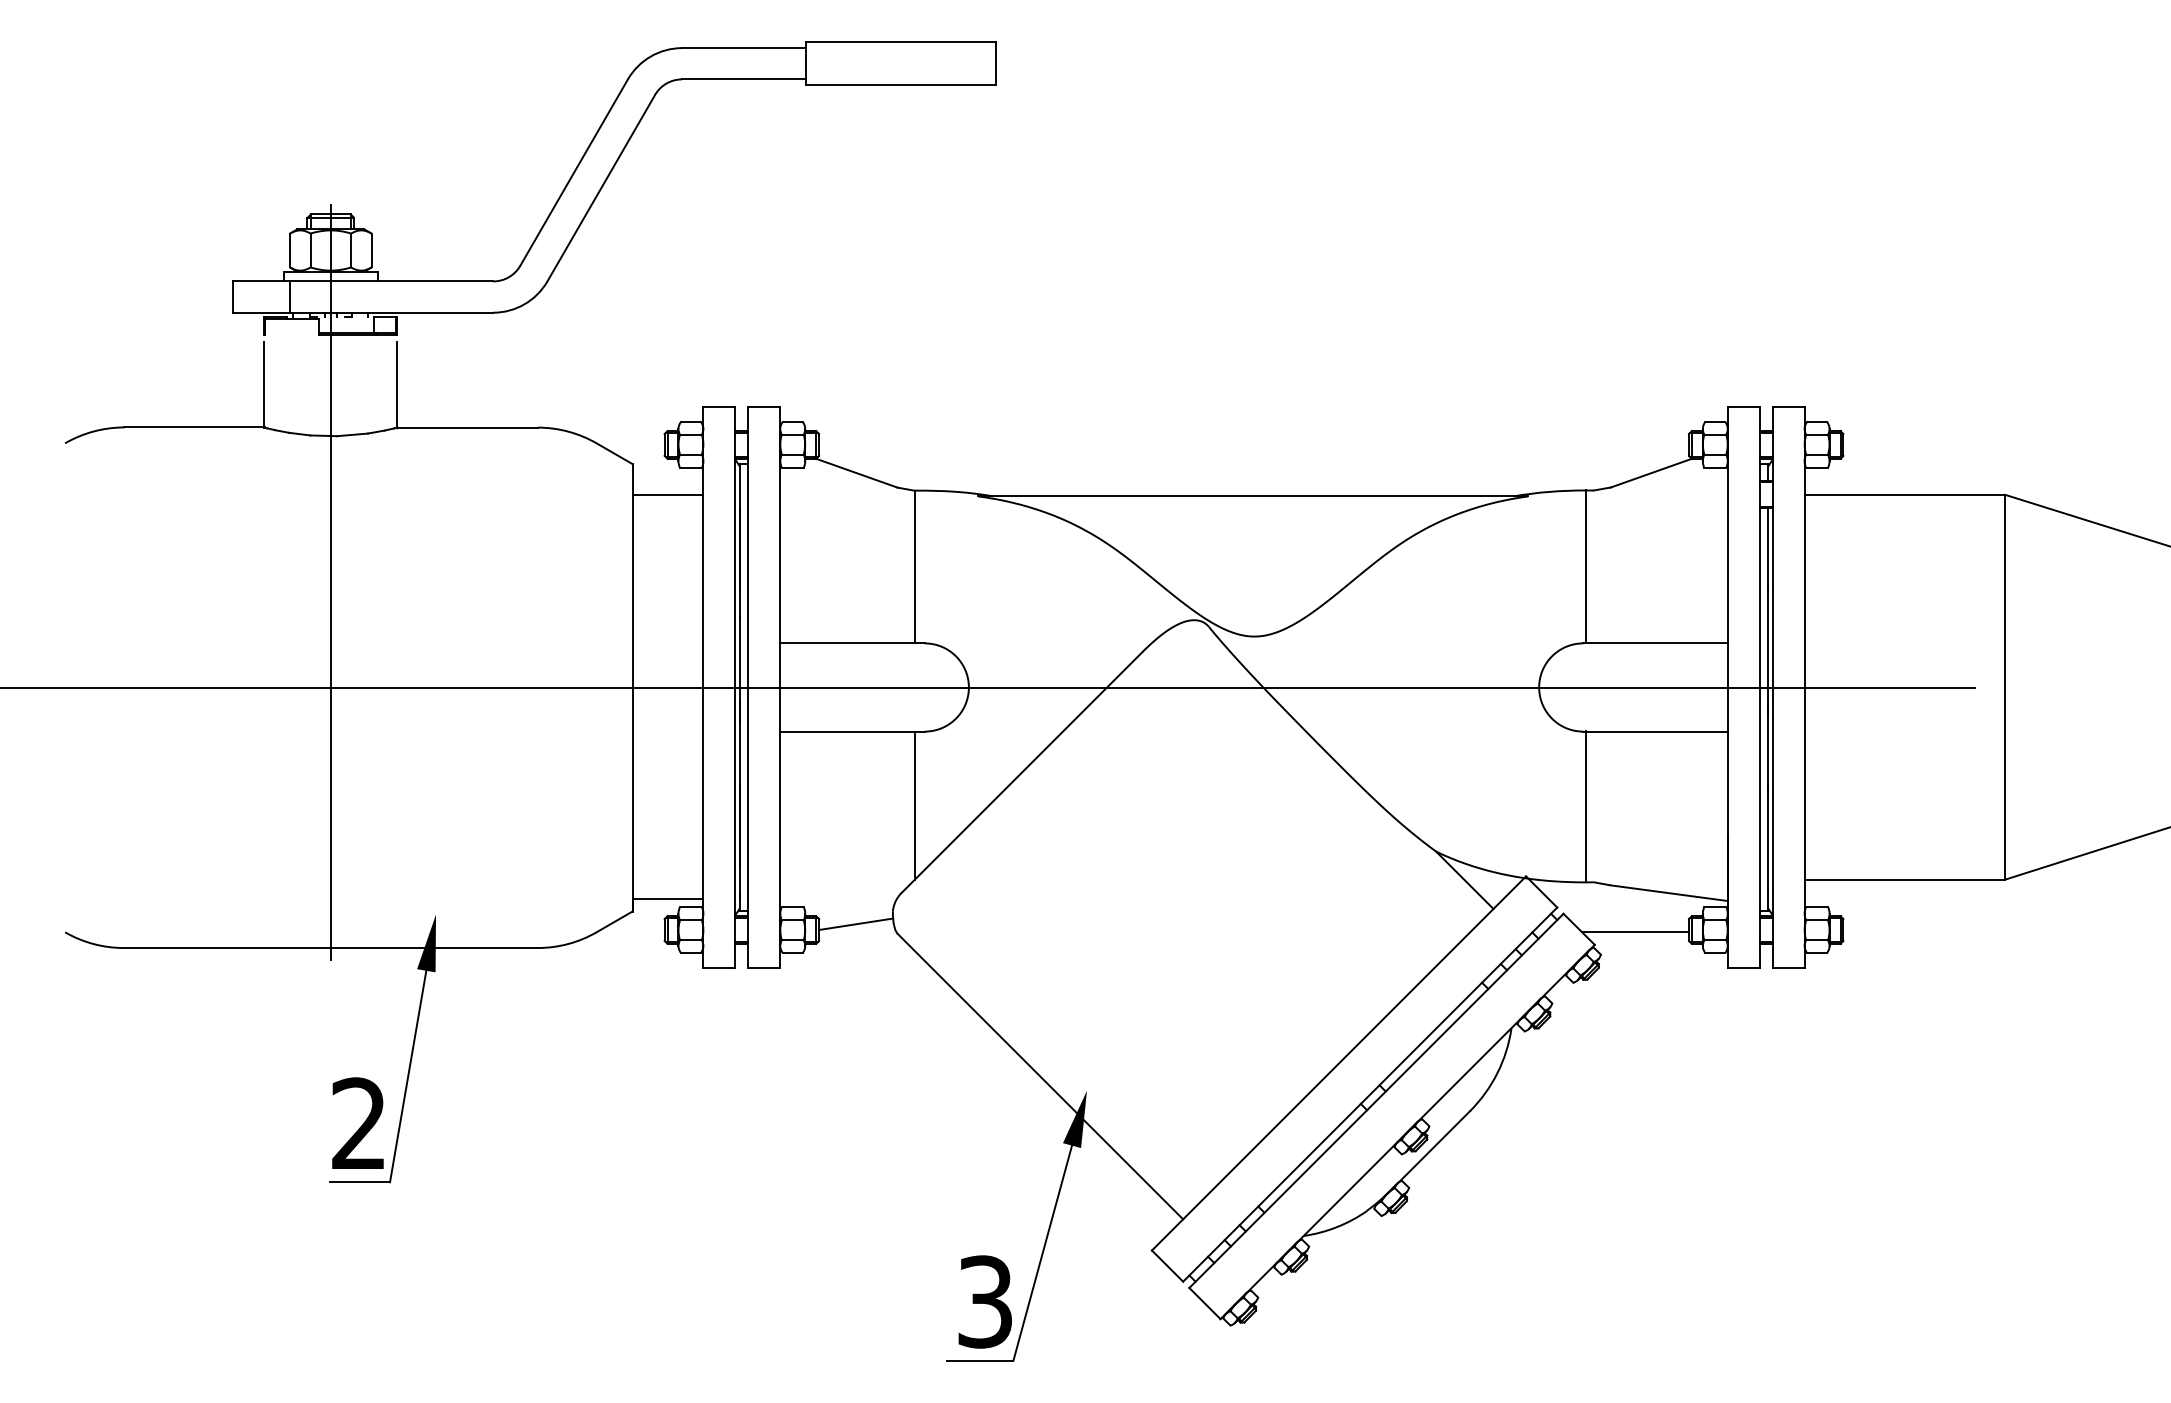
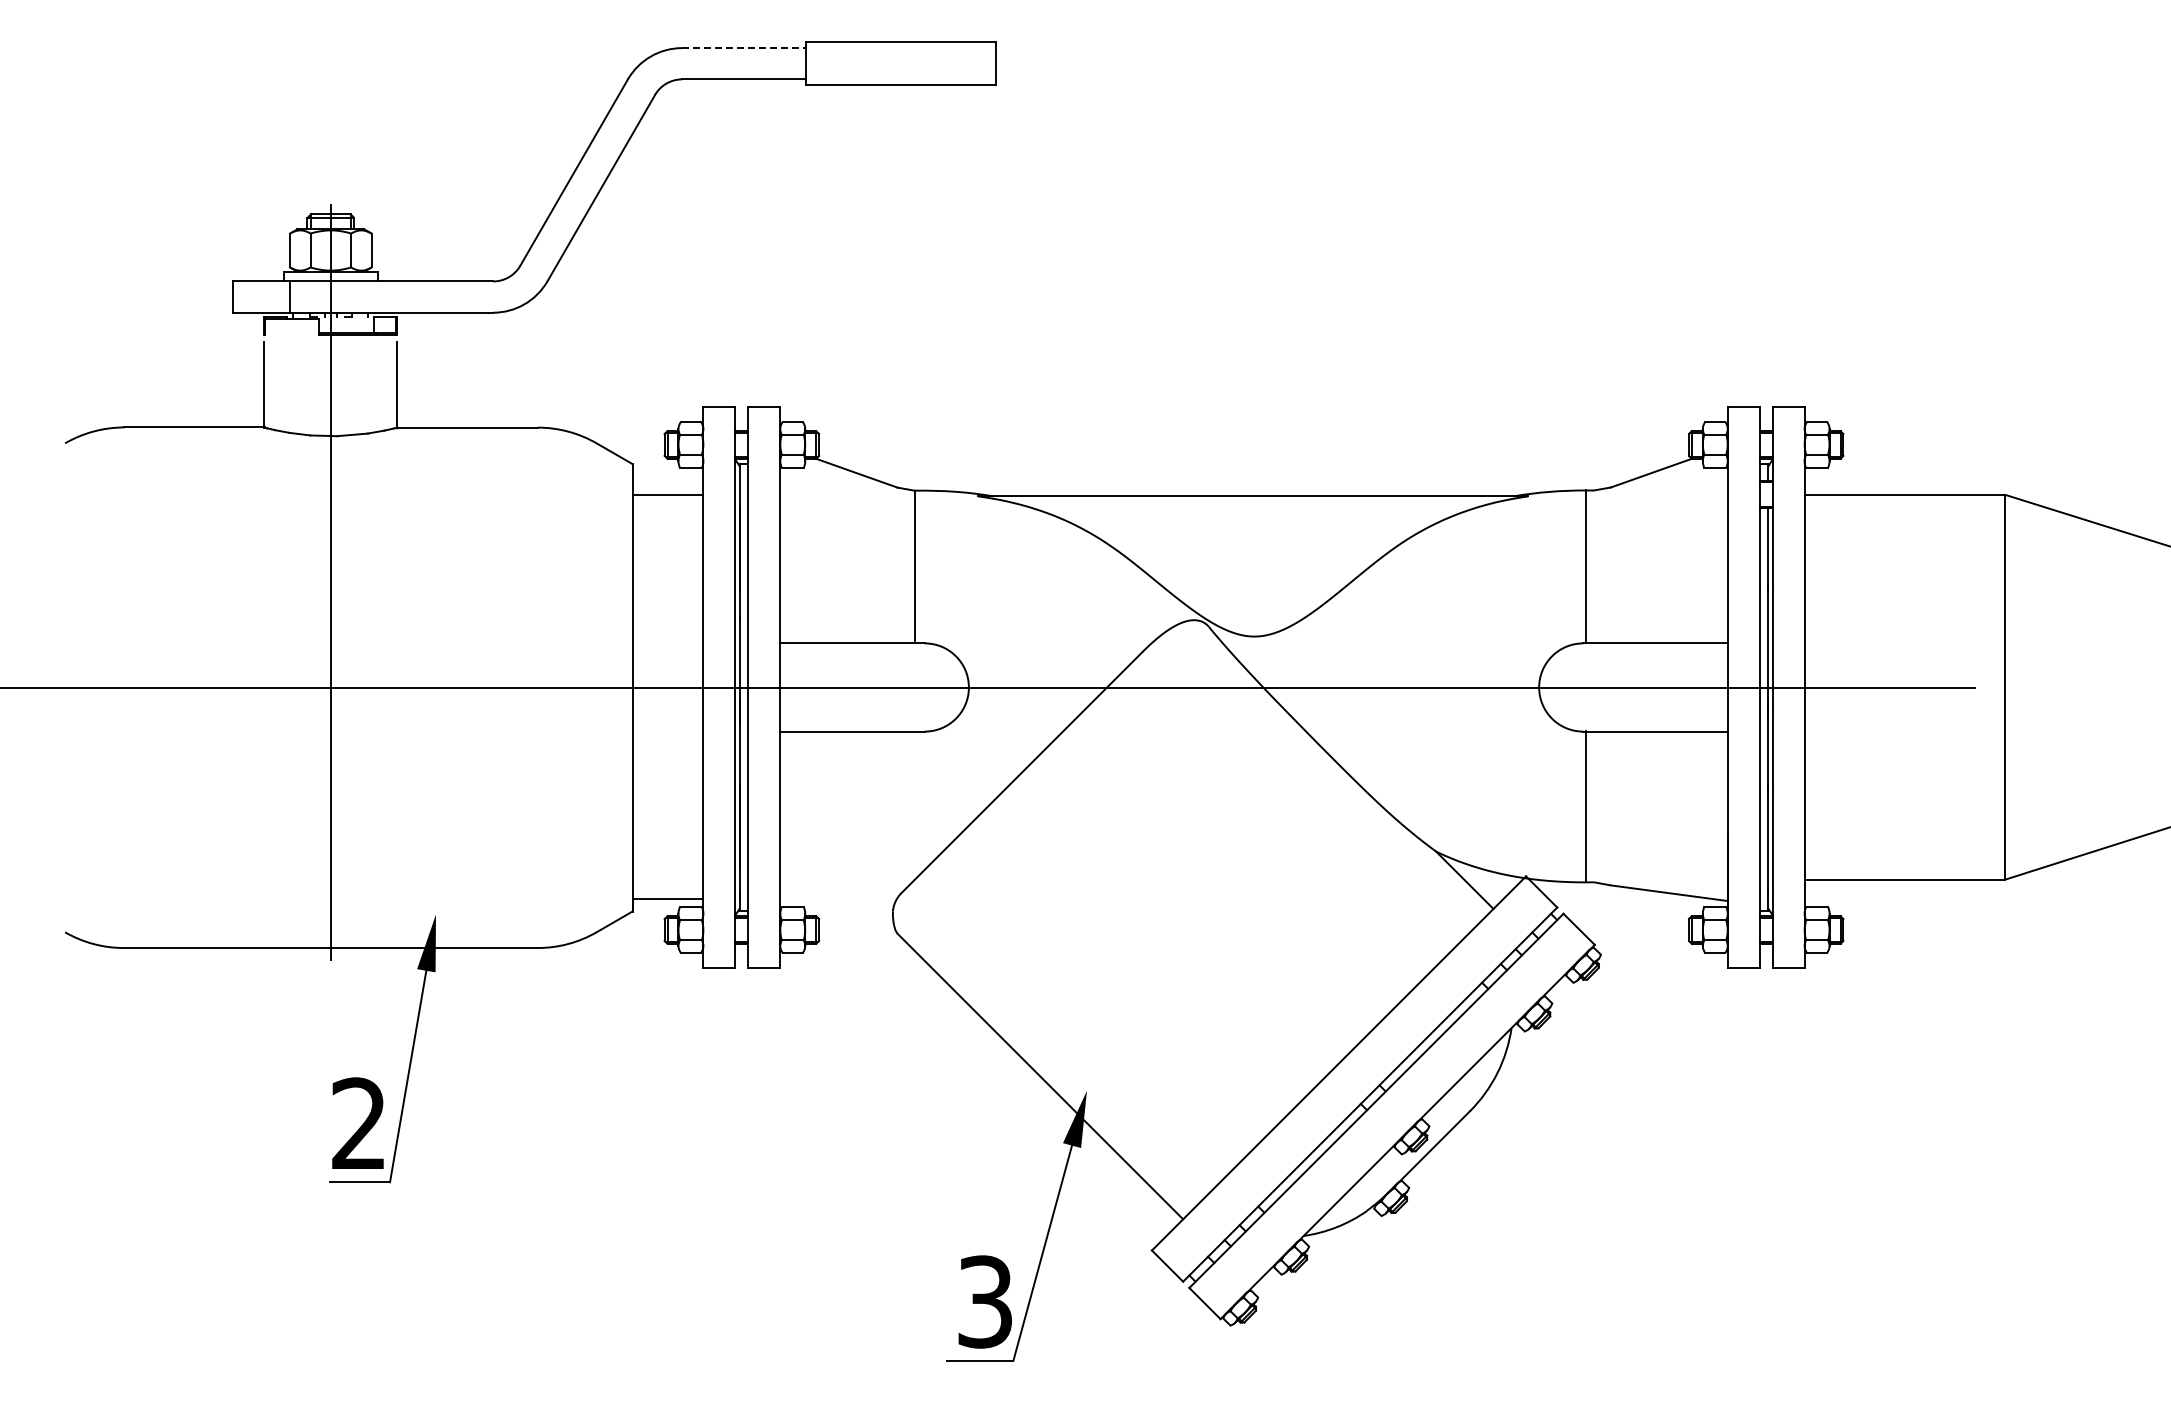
line: solid -> dashed (744, 48)
line: present -> none (914, 805)
line: present -> none (856, 923)
line: present -> none (1635, 932)
